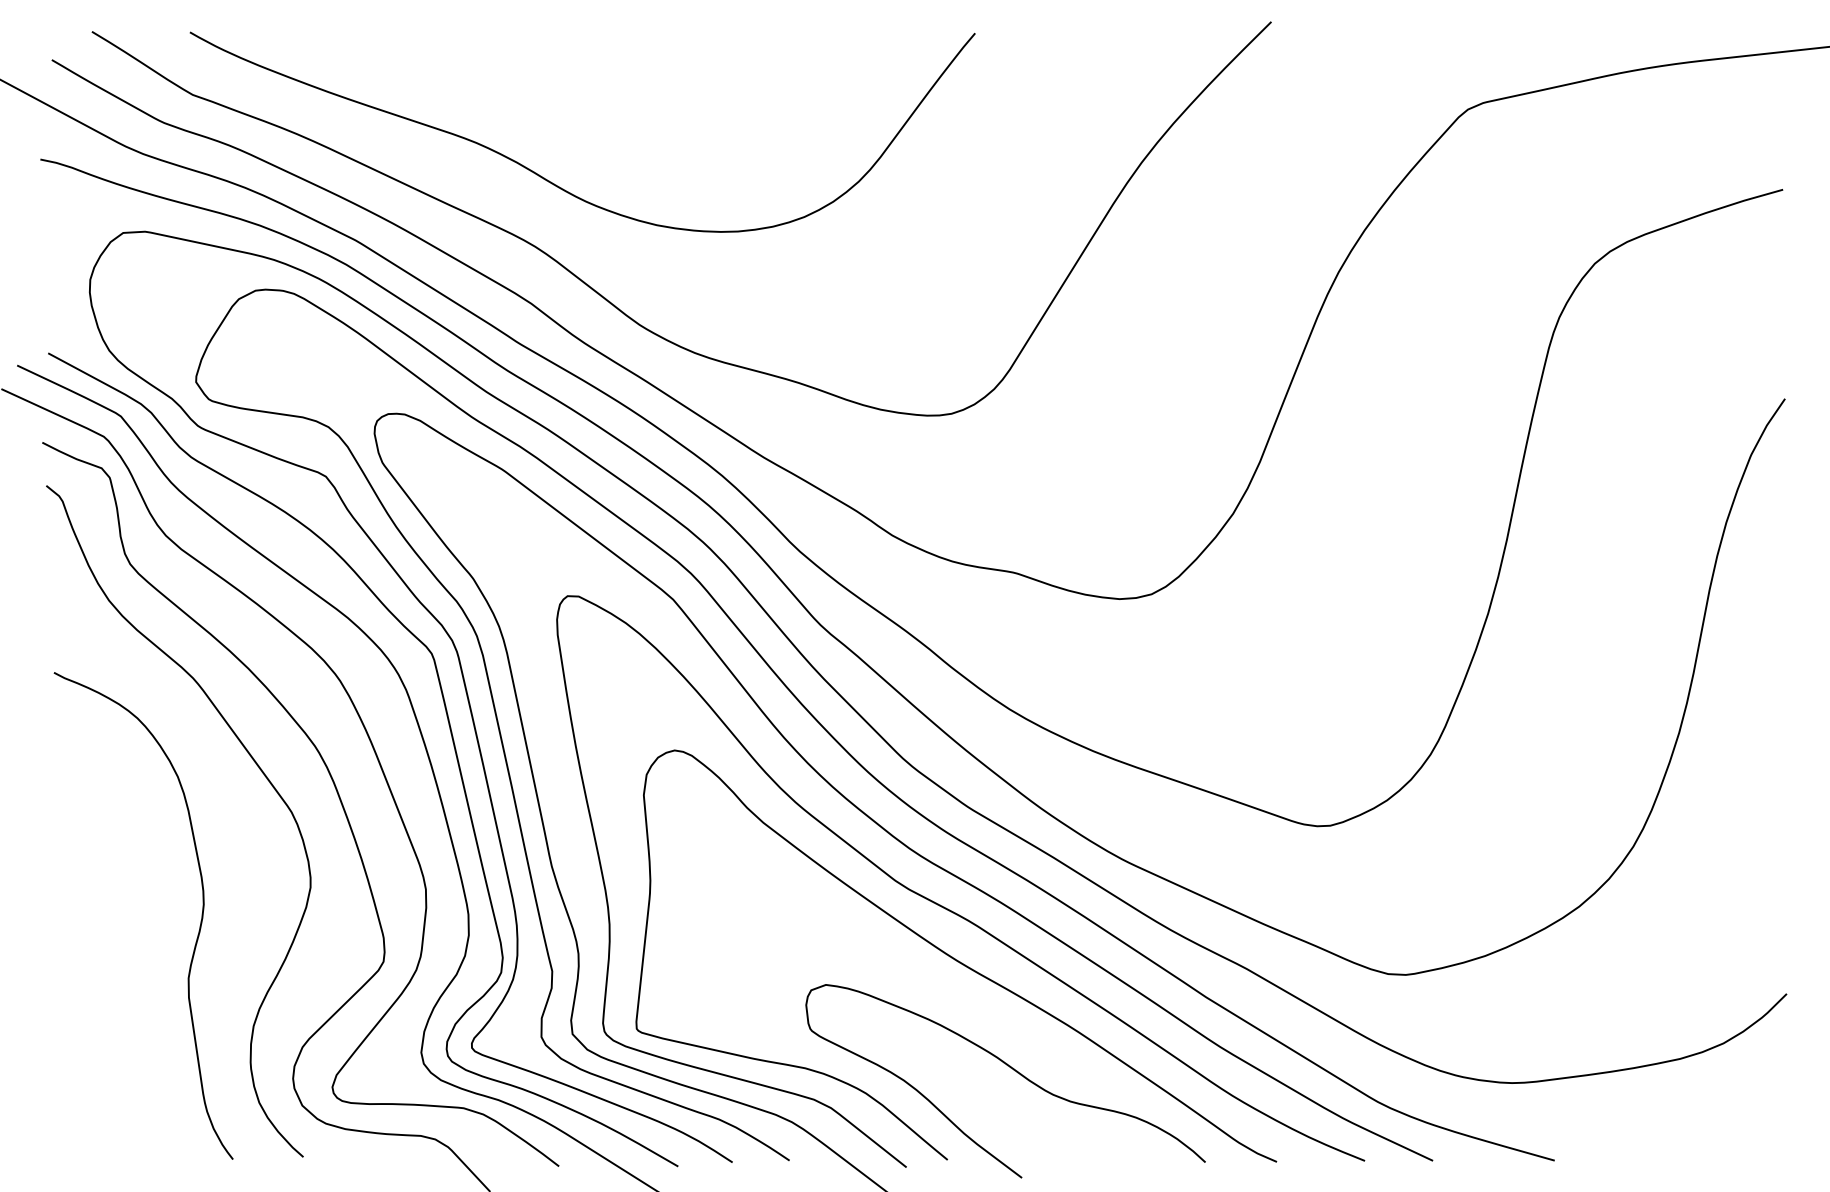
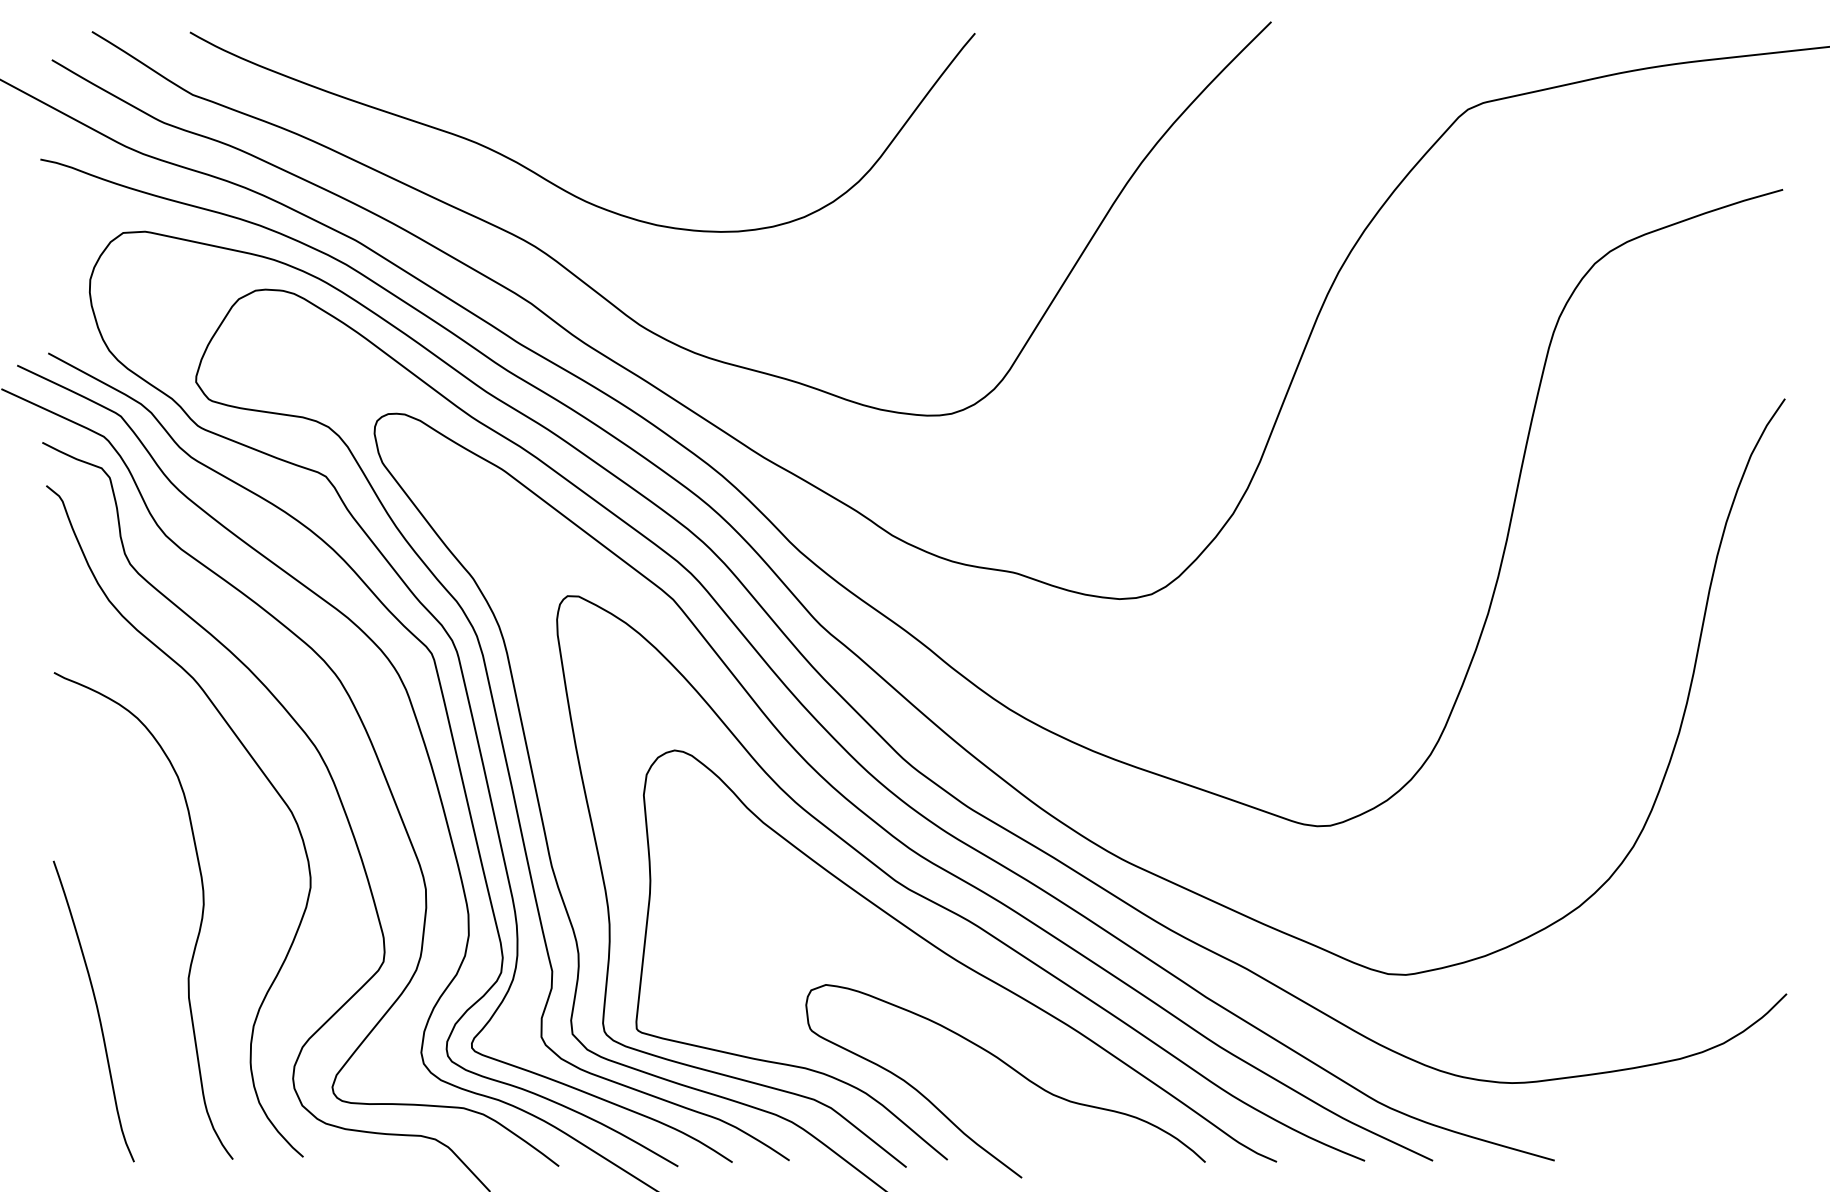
curve: none -> present (96, 1009)
